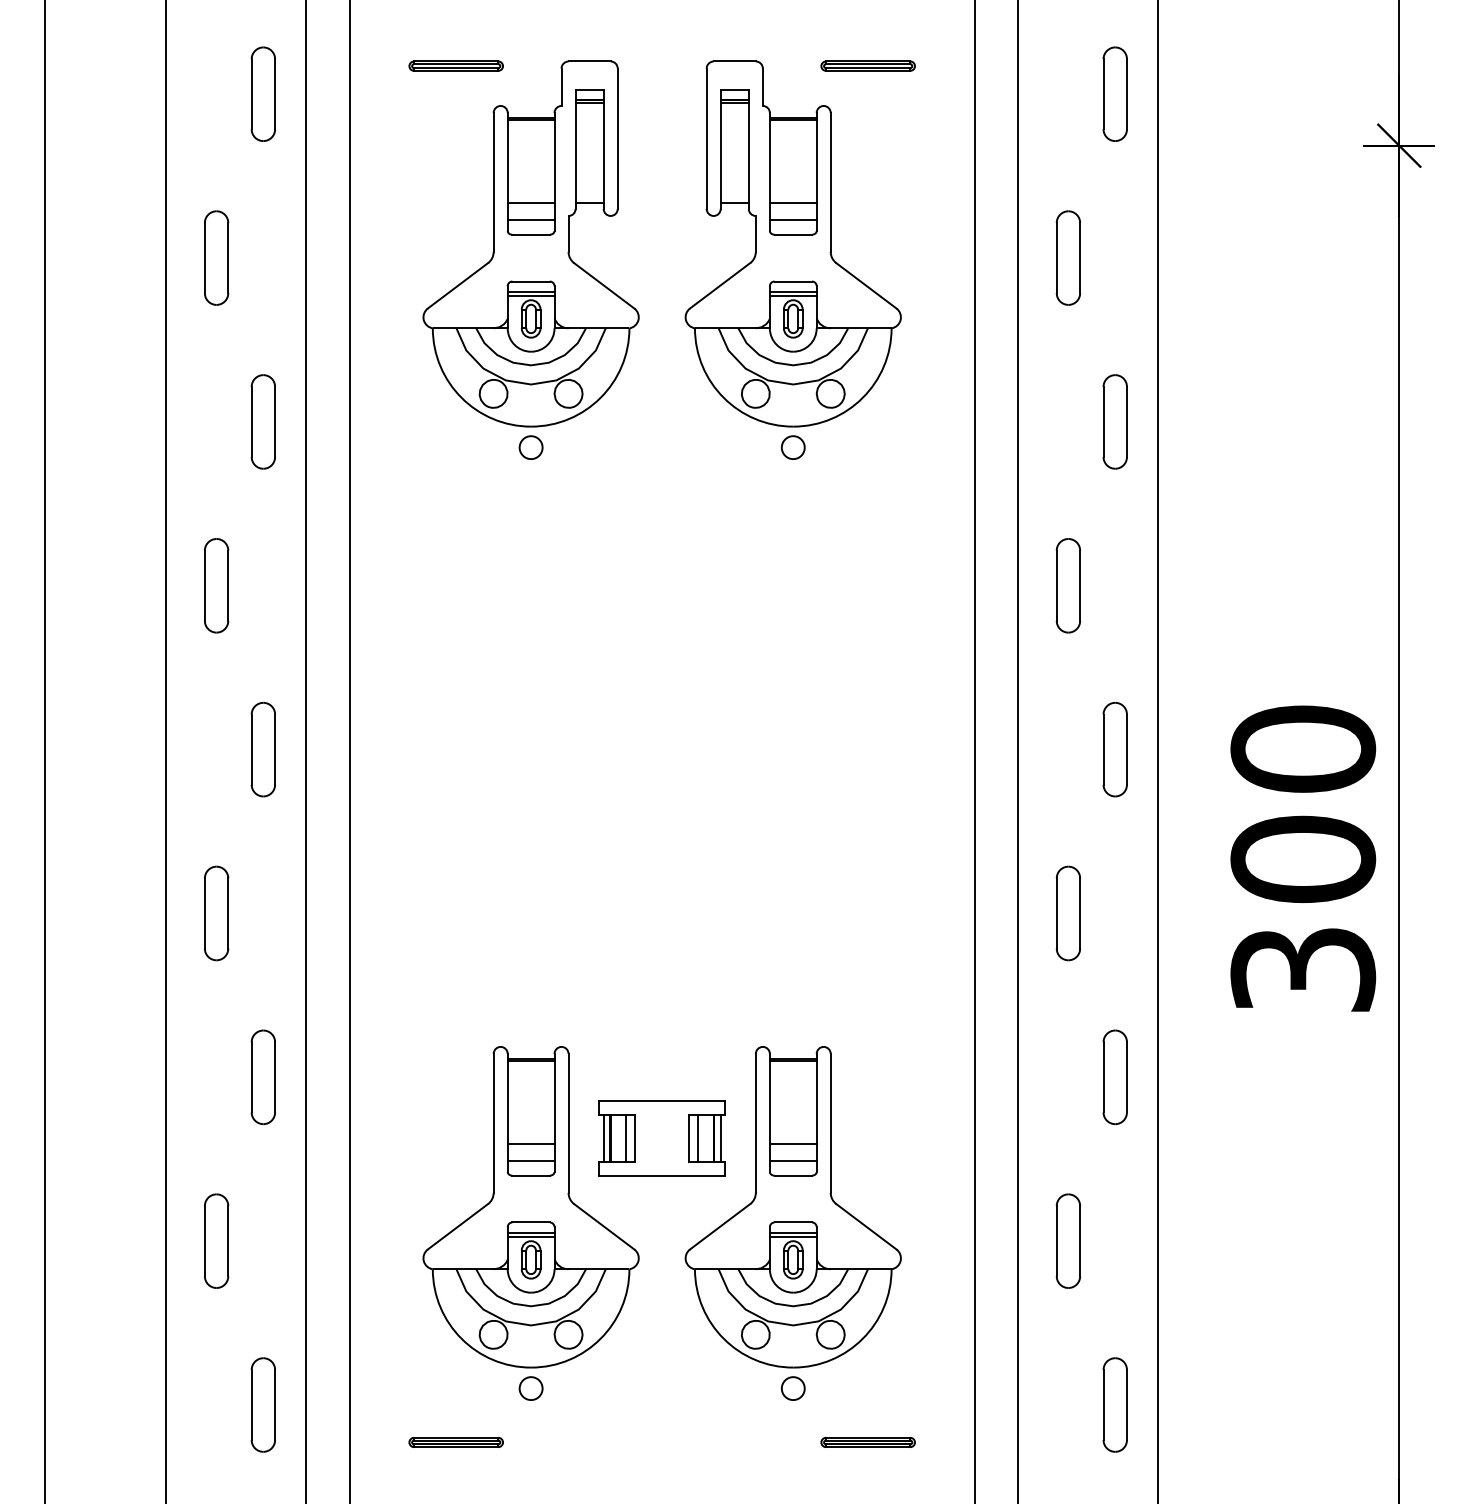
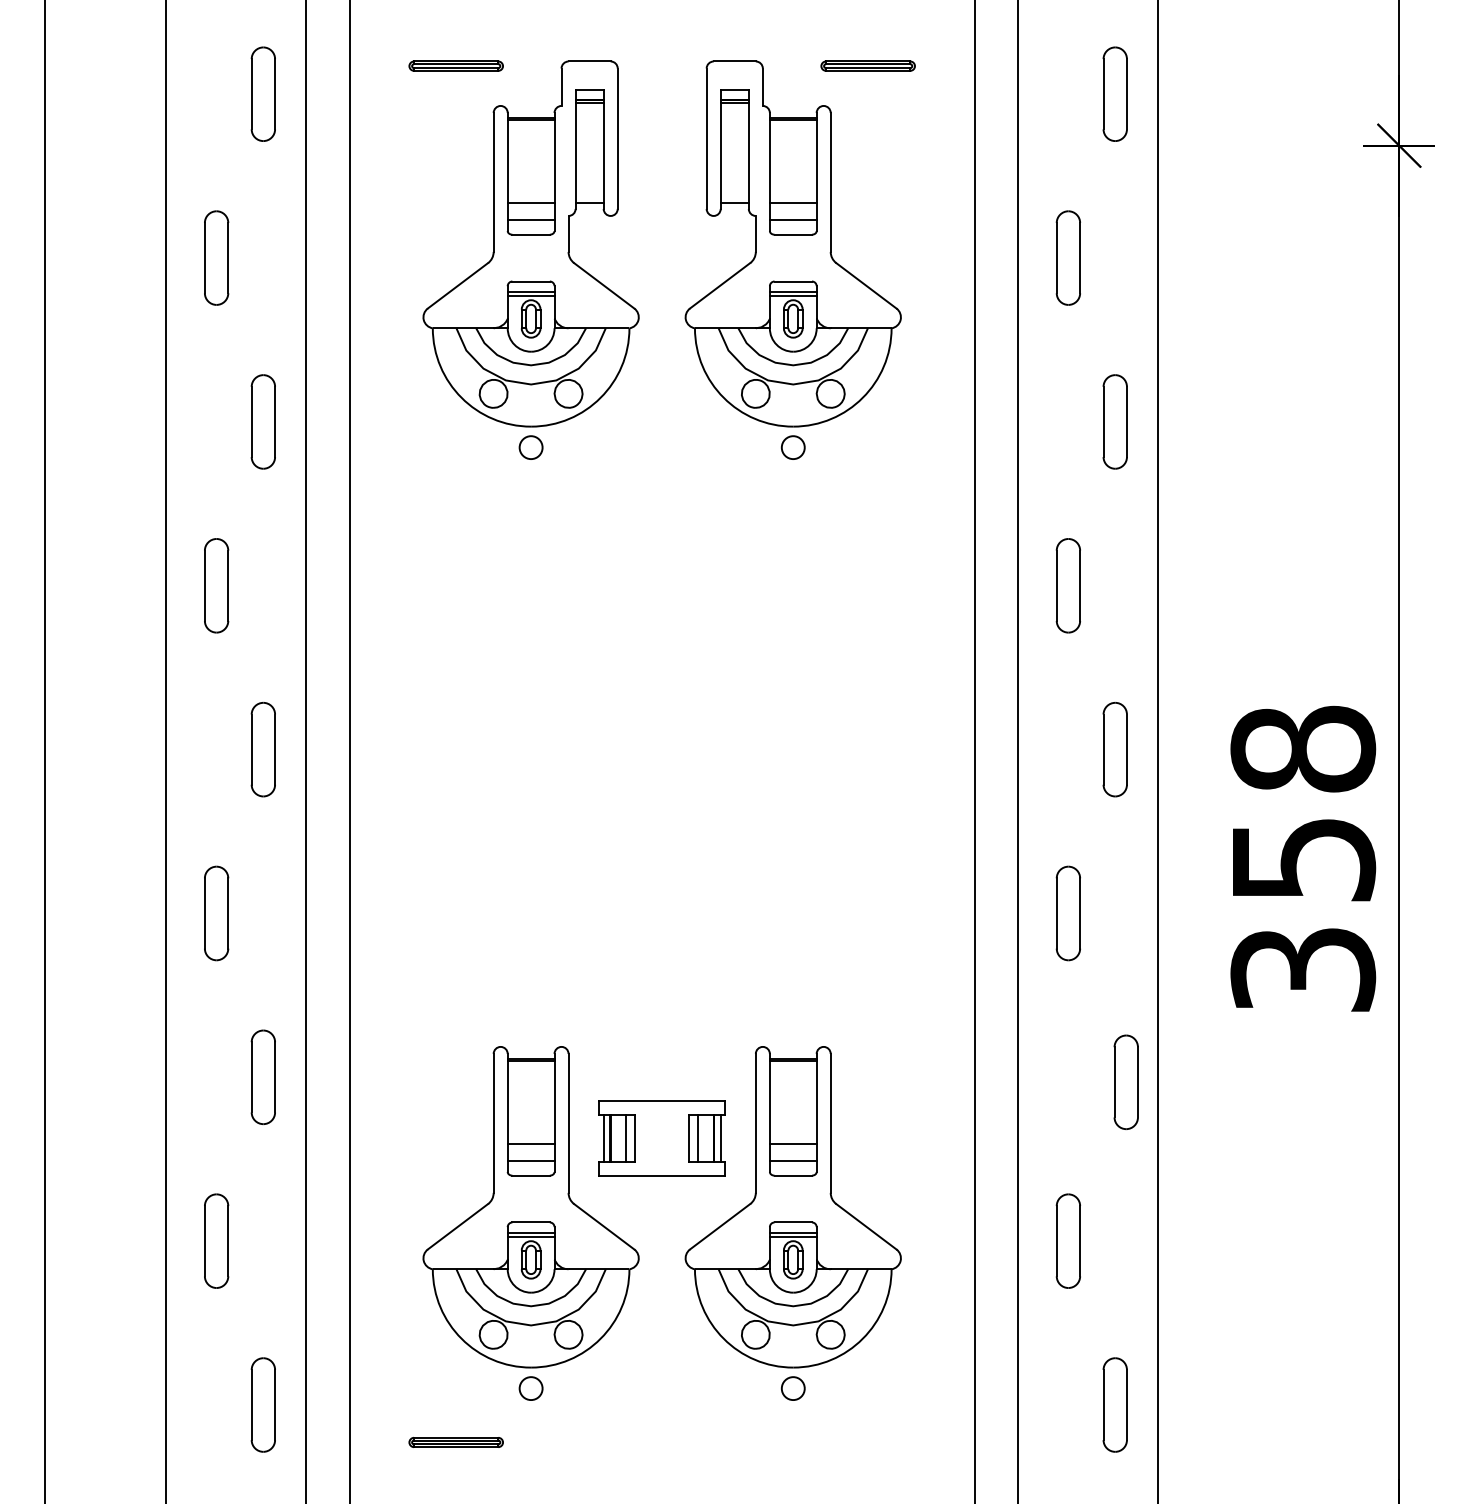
text: 300 -> 358 (1303, 804)
part position: (1114, 1076) -> (1125, 1081) (1125, 1081)
part: present -> none (867, 1442)
